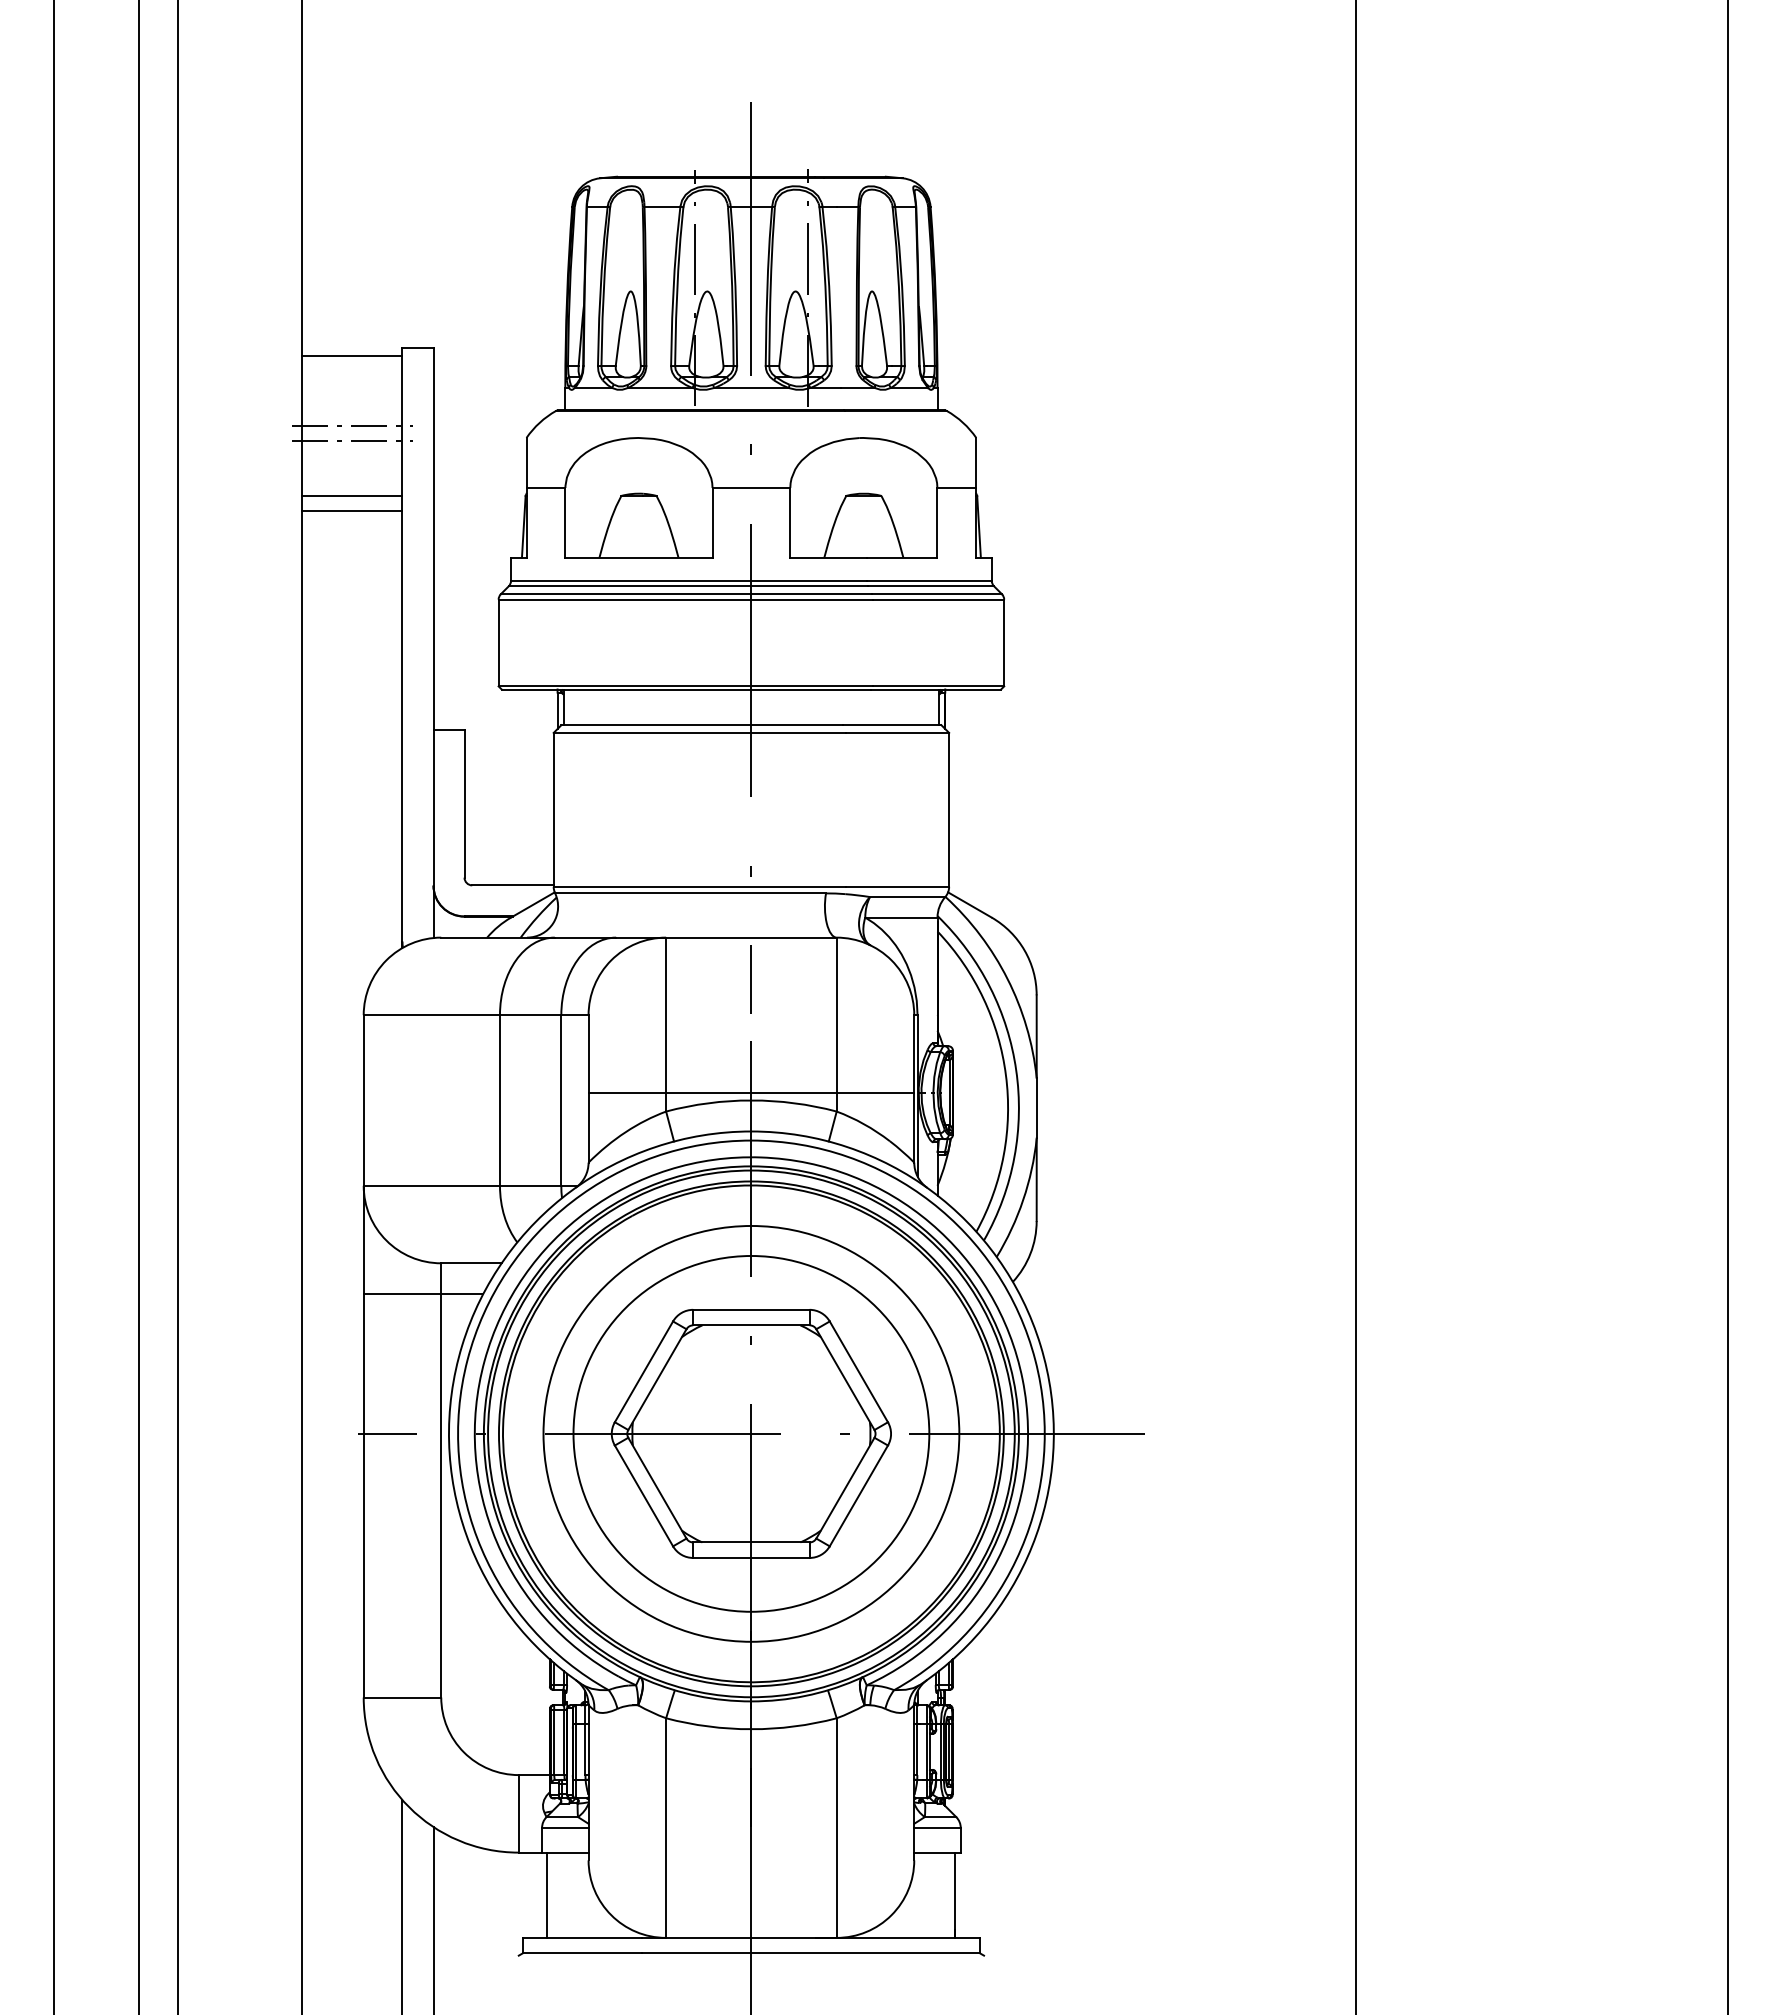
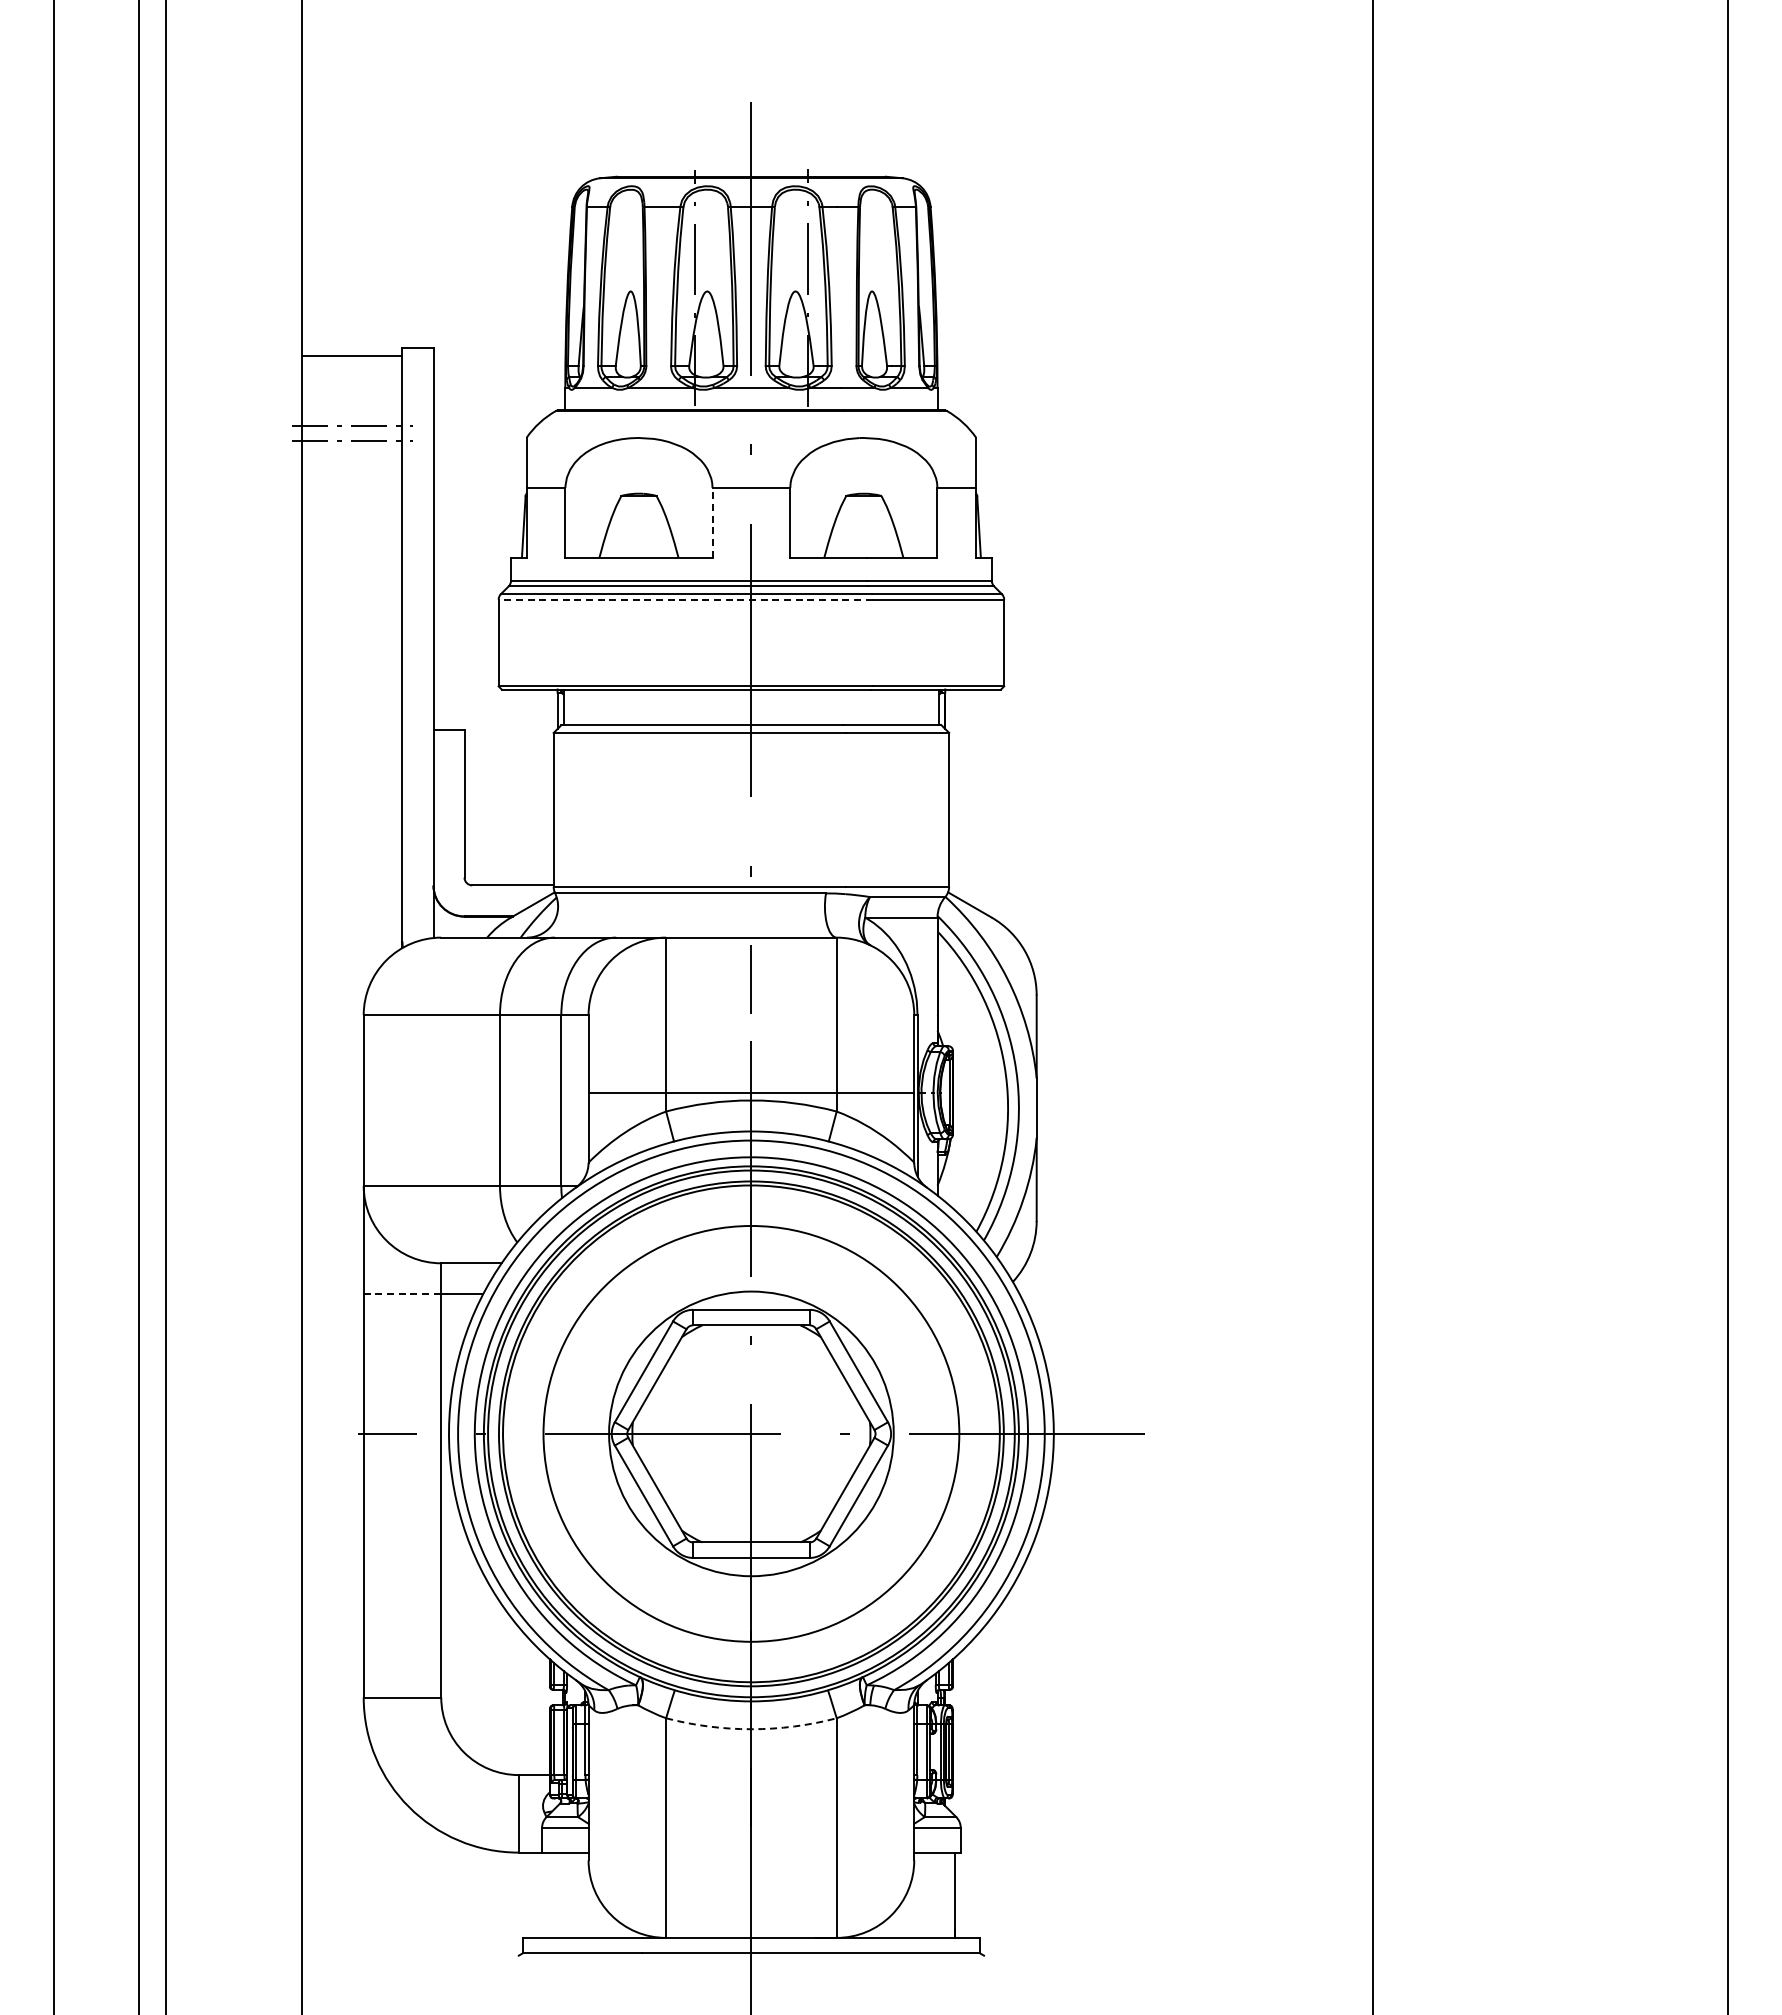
line: present -> none (351, 495)
line: present -> none (351, 511)
line: solid -> dashed (712, 522)
line: solid -> dashed (685, 599)
line position: (177, 1006) -> (165, 1006) (165, 1006)
line position: (1356, 1006) -> (1373, 1006) (1373, 1006)
line: solid -> dashed (402, 1294)
circle diameter: 356 px -> 285 px (751, 1433)
arc: solid -> dashed (751, 1729)
line: present -> none (547, 1894)
line: present -> none (402, 1905)
line: present -> none (433, 1919)
